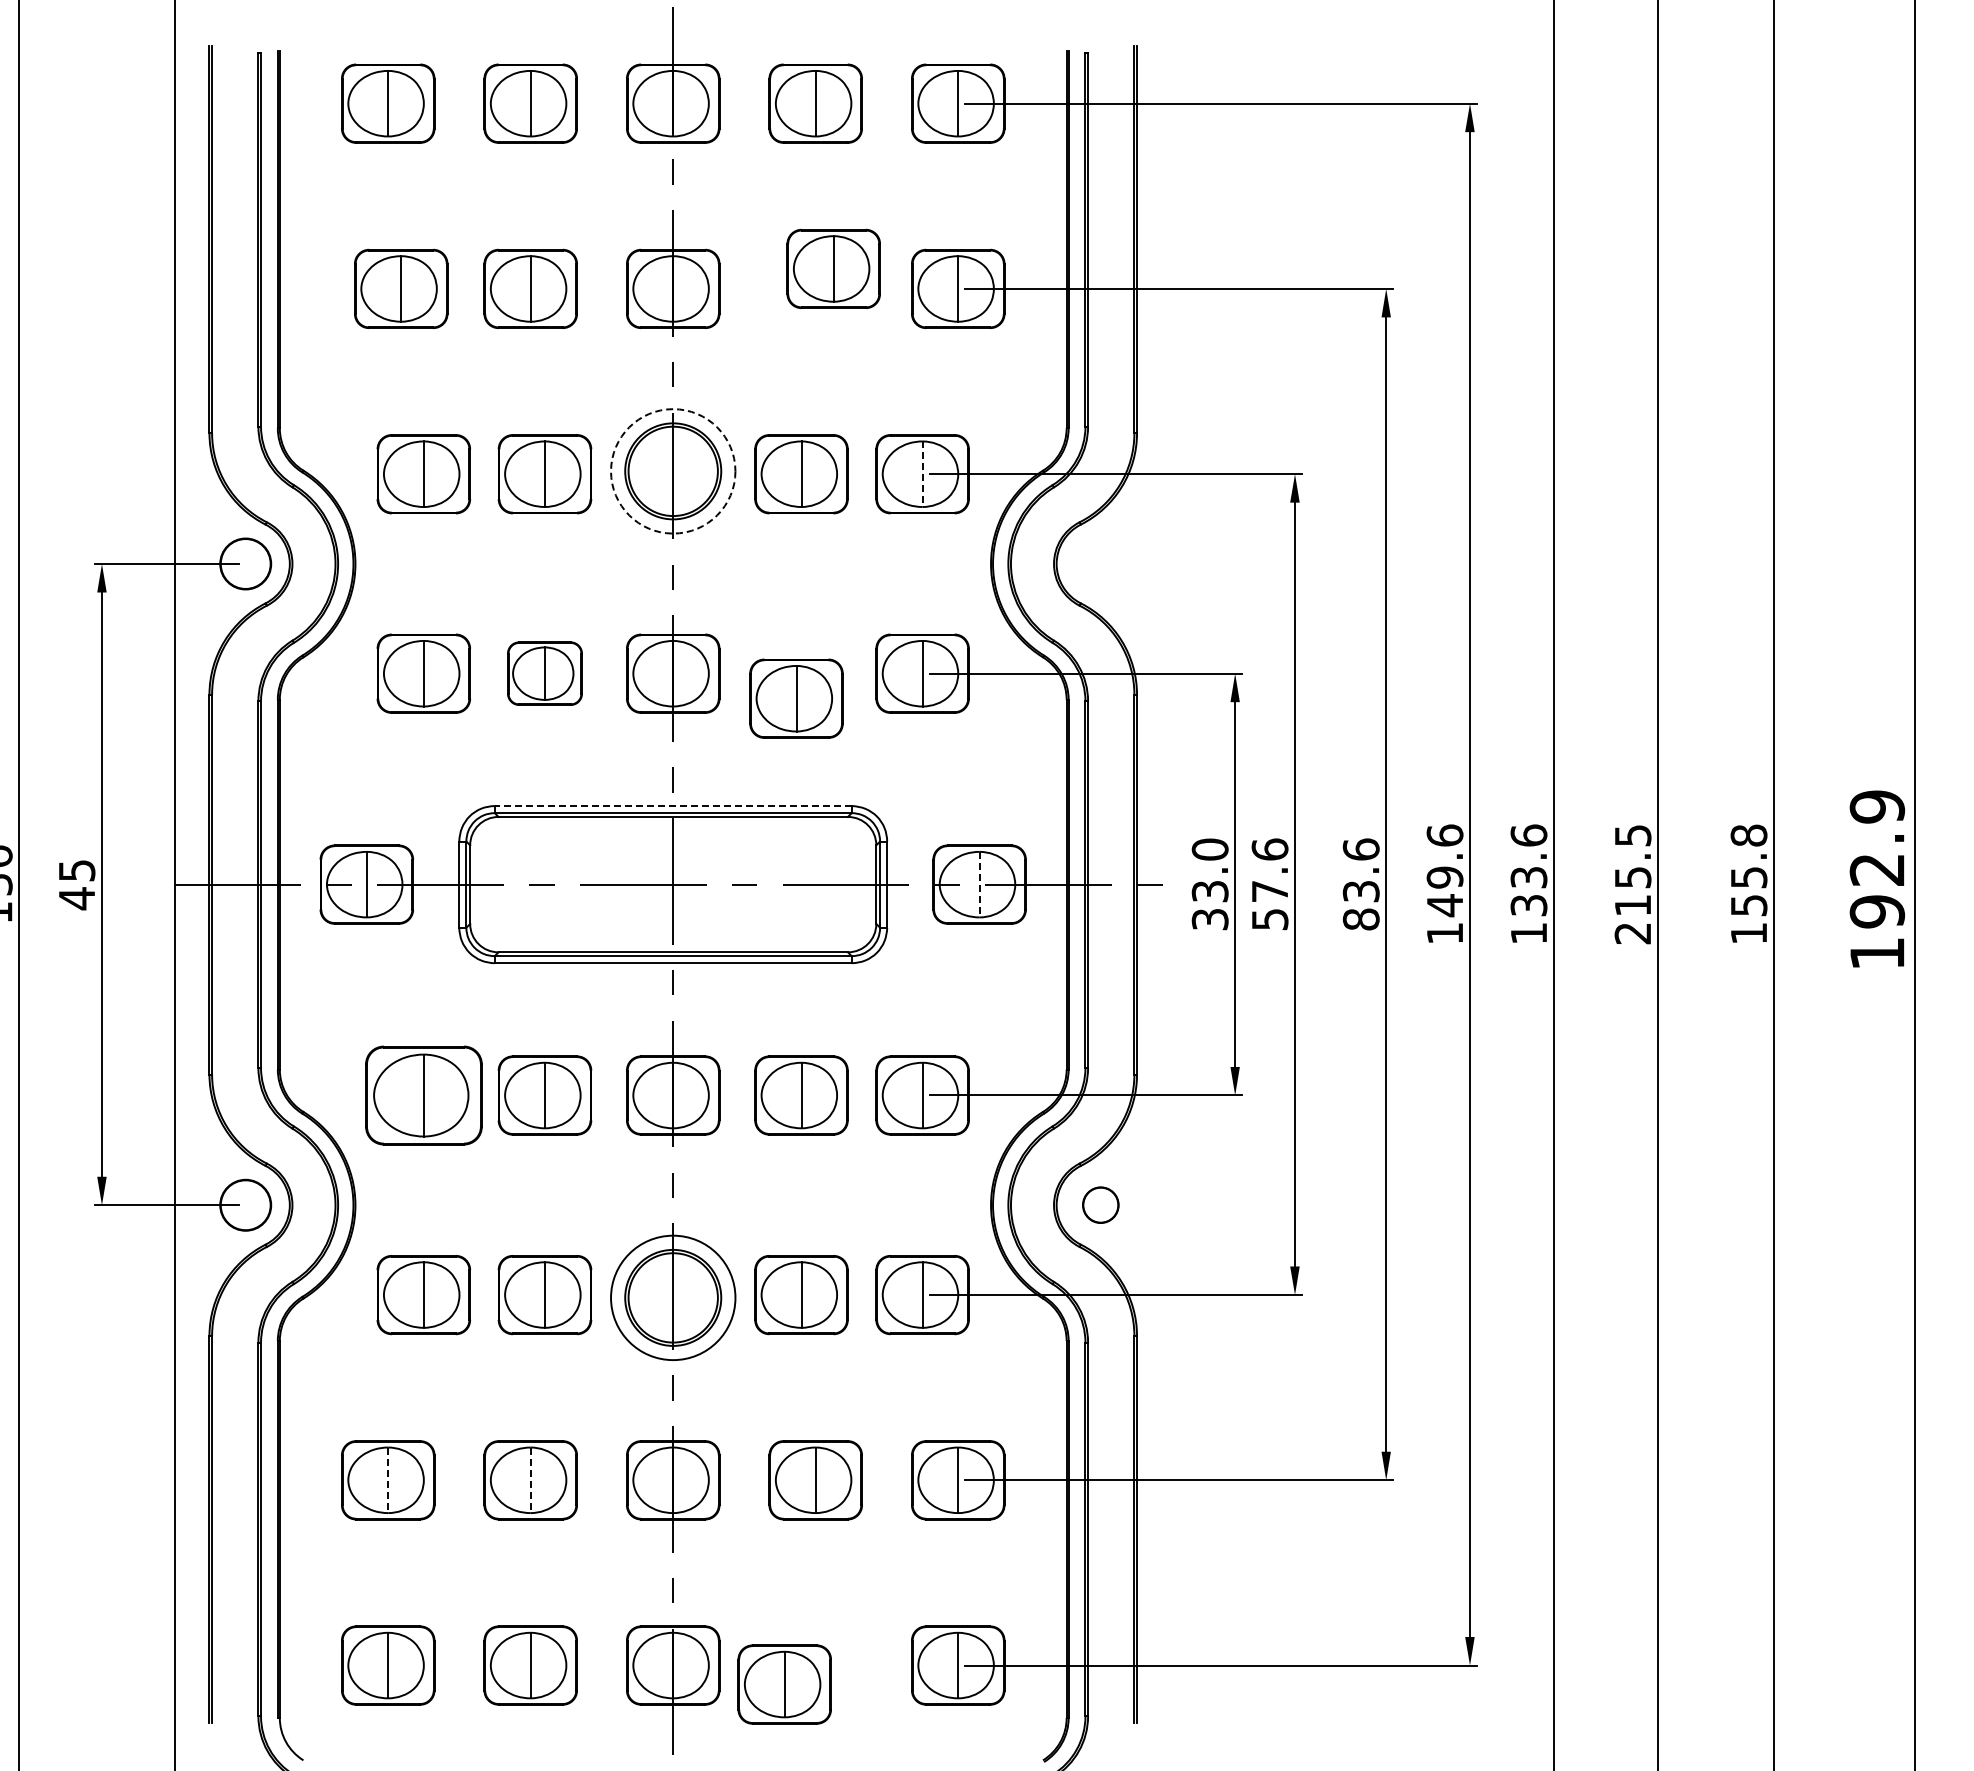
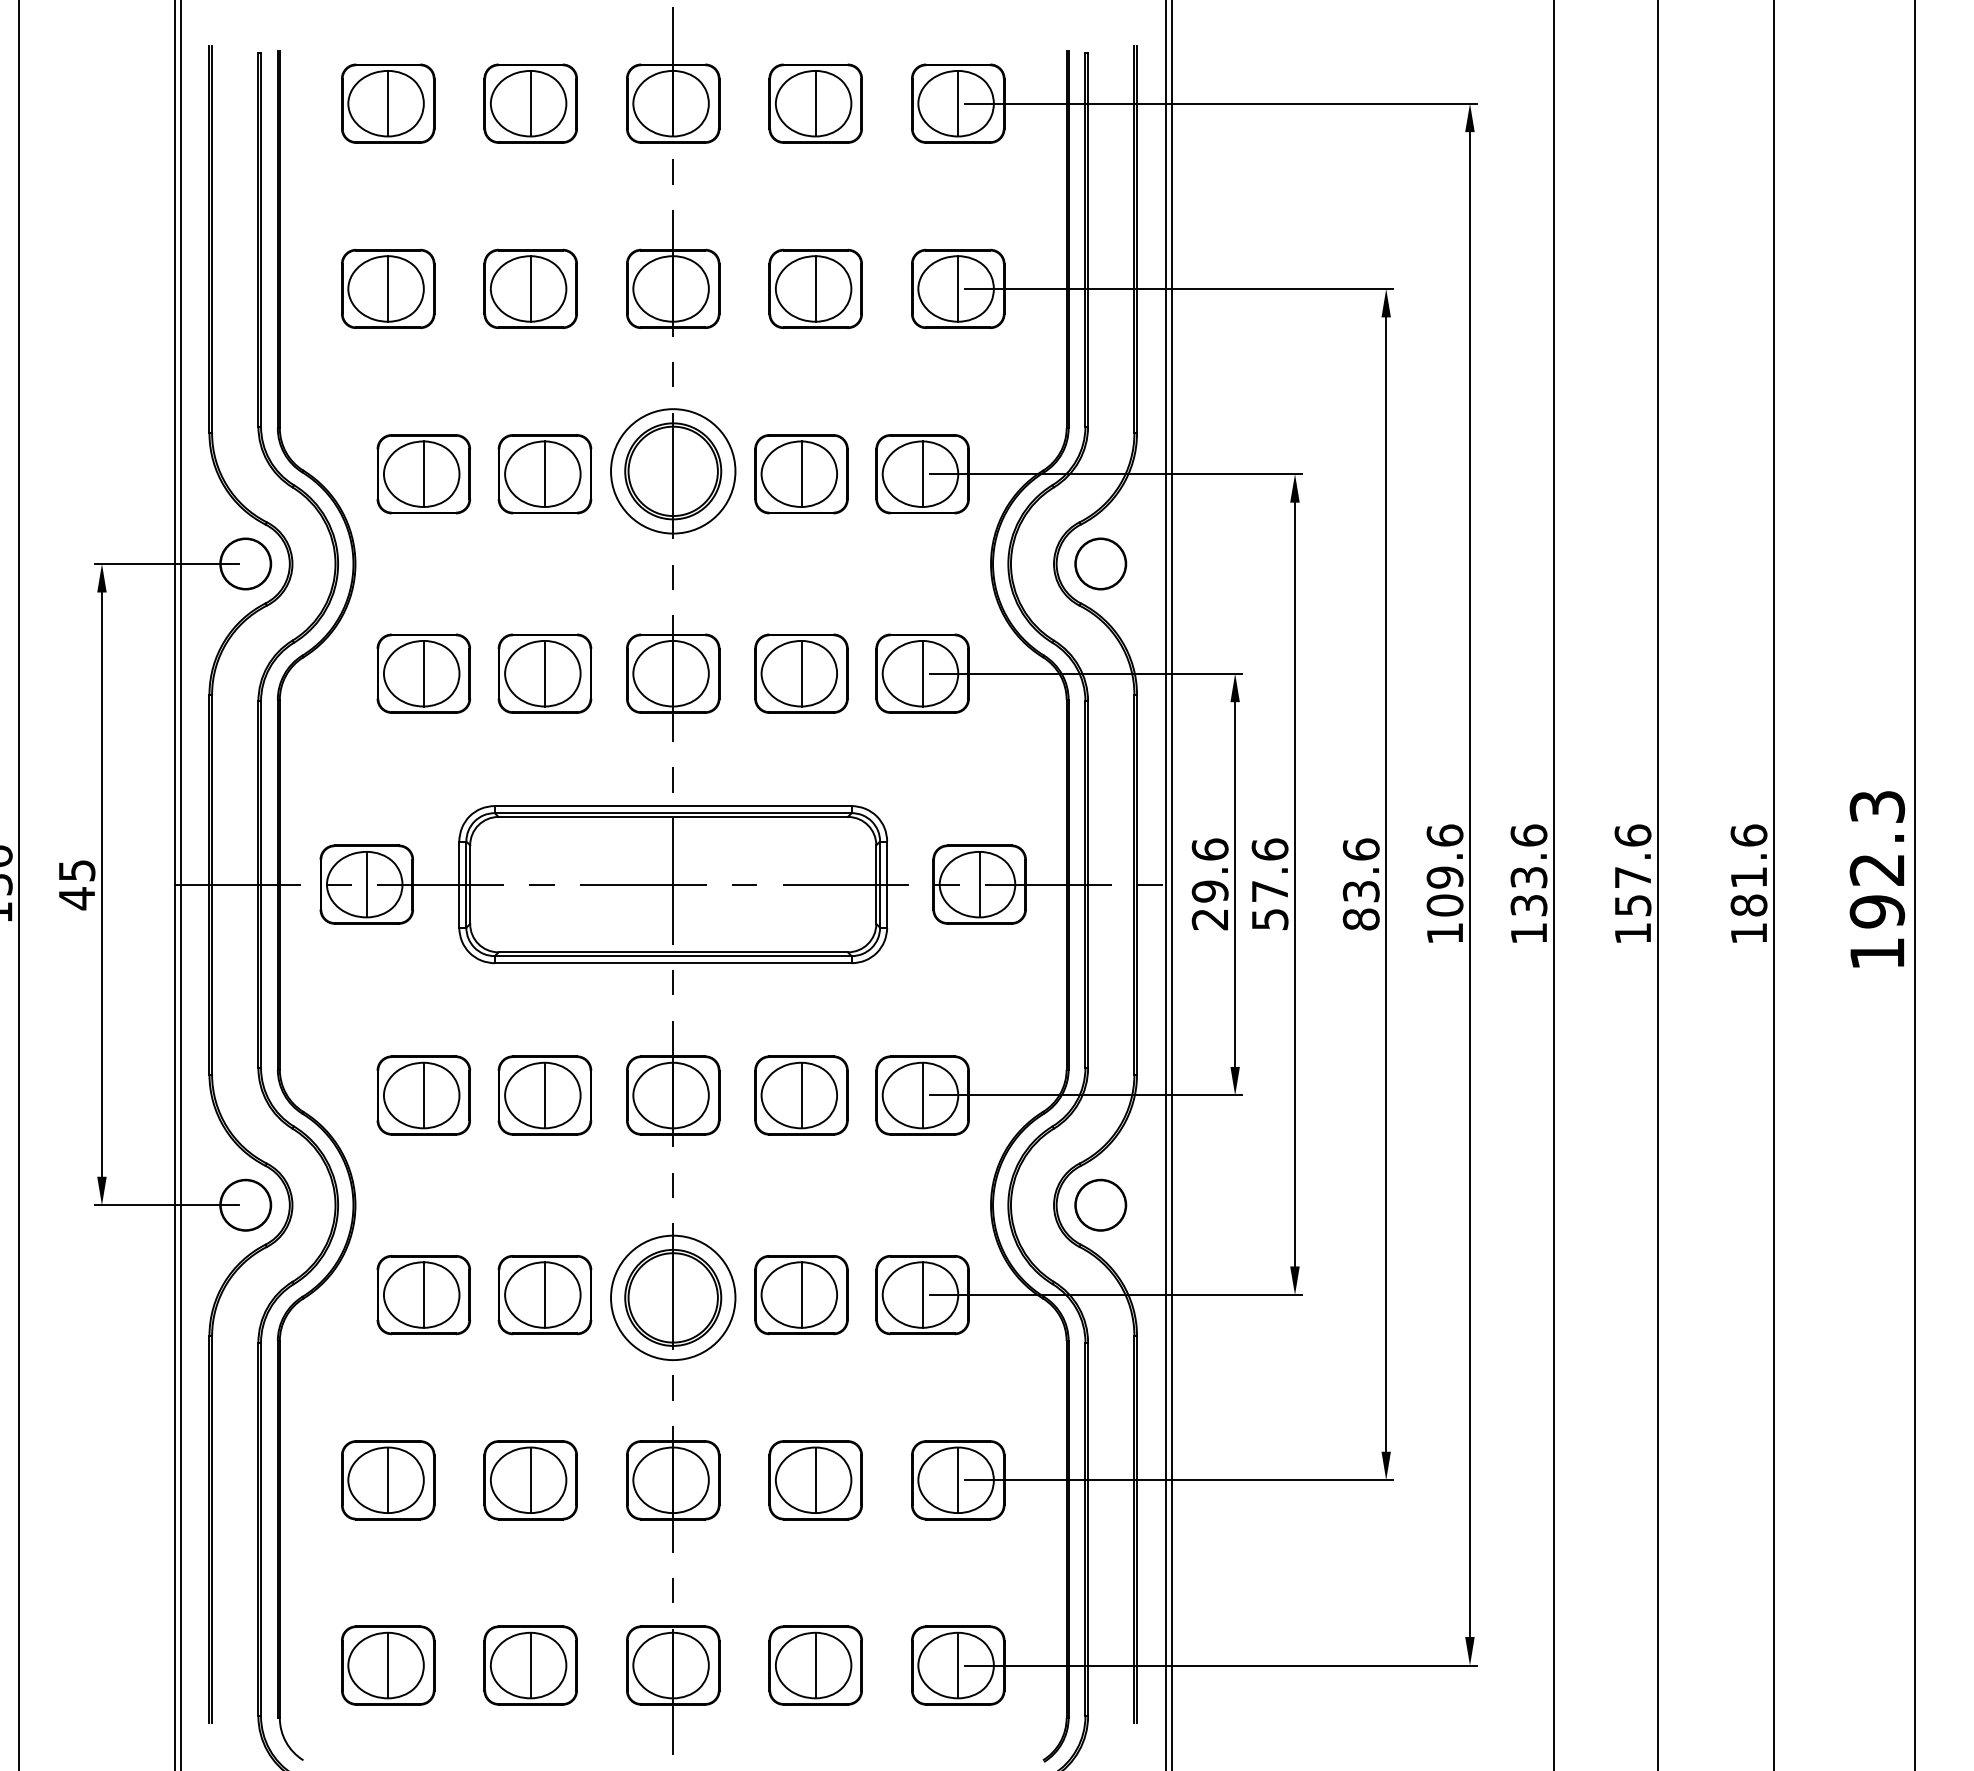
part position: (833, 268) -> (815, 288) (815, 288)
part position: (401, 288) -> (388, 288) (388, 288)
circle: dashed -> solid (673, 471)
line: dashed -> solid (922, 474)
part: none -> present (1100, 563)
part size: 76x65 px -> 96x81 px (544, 673)
part position: (796, 698) -> (801, 673) (801, 673)
line: dashed -> solid (672, 806)
text: 192.9 -> 192.3 (1876, 806)
text: 155.8 -> 181.6 (1748, 870)
line: none -> present (180, 884)
line: dashed -> solid (979, 884)
line: none -> present (1165, 884)
line: none -> present (1171, 884)
text: 33.0 -> 29.6 (1209, 884)
text: 215.5 -> 157.6 (1632, 884)
text: 149.6 -> 109.6 (1444, 905)
part size: 118x101 px -> 95x81 px (423, 1095)
part size: 38x38 px -> 54x54 px (1100, 1204)
line: dashed -> solid (388, 1480)
line: dashed -> solid (530, 1480)
part position: (784, 1684) -> (815, 1665) (815, 1665)
